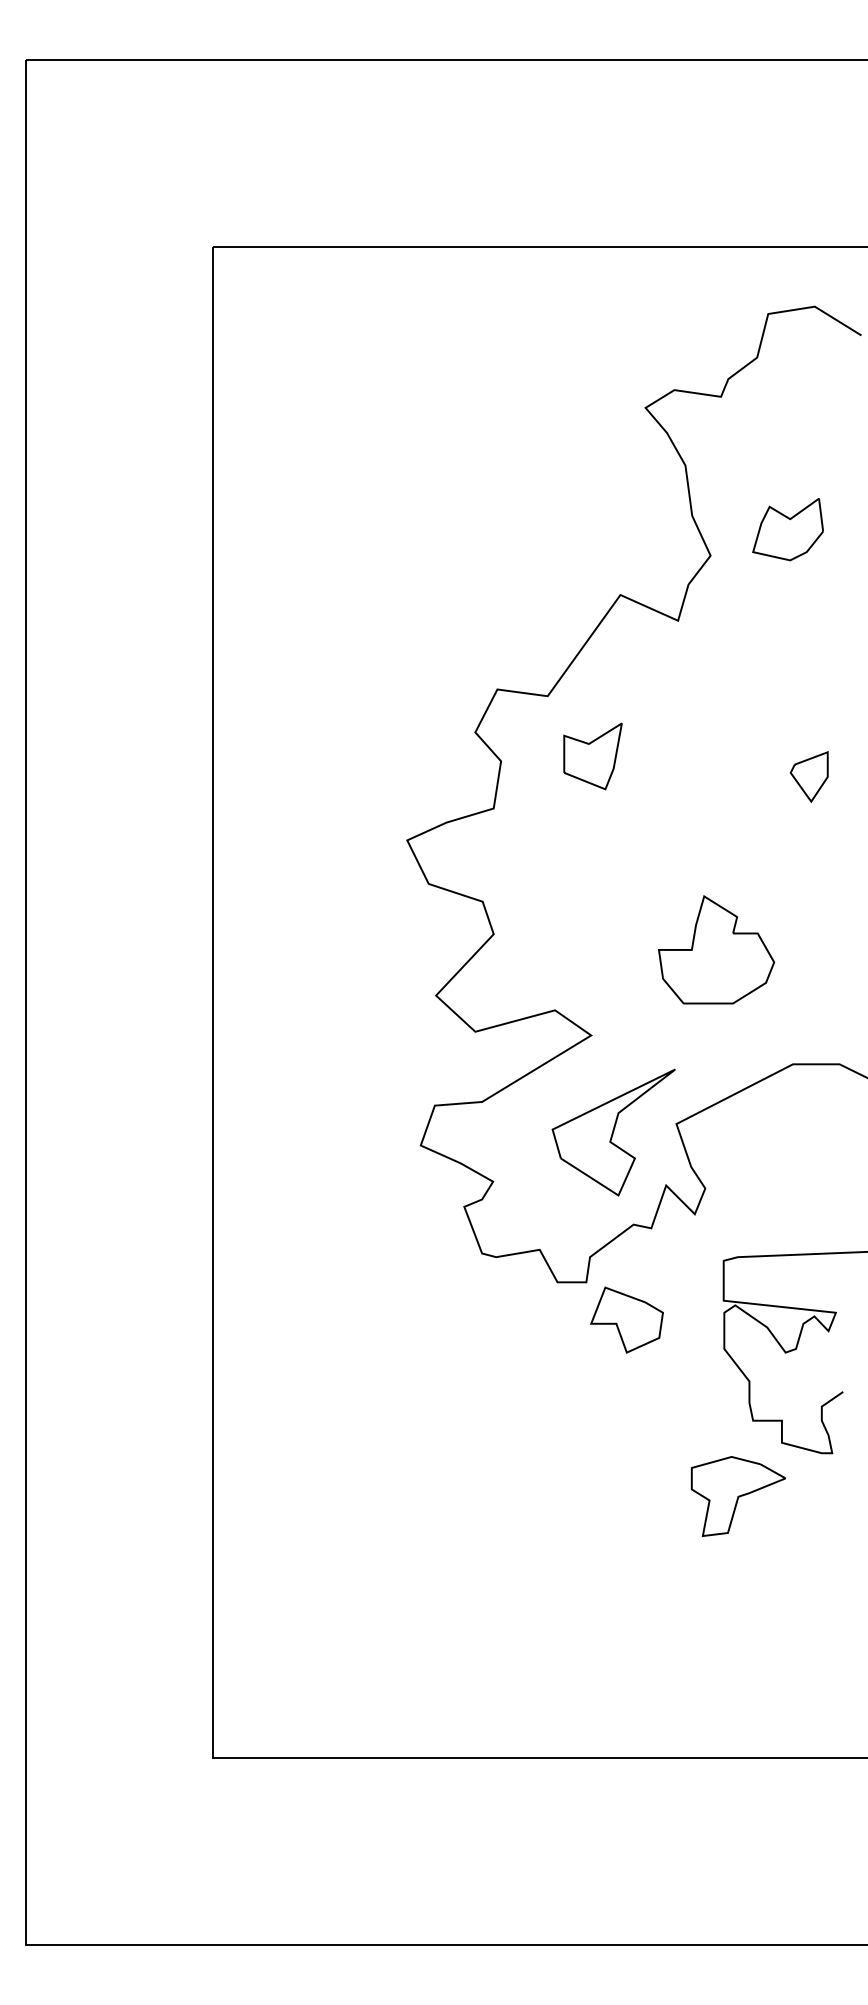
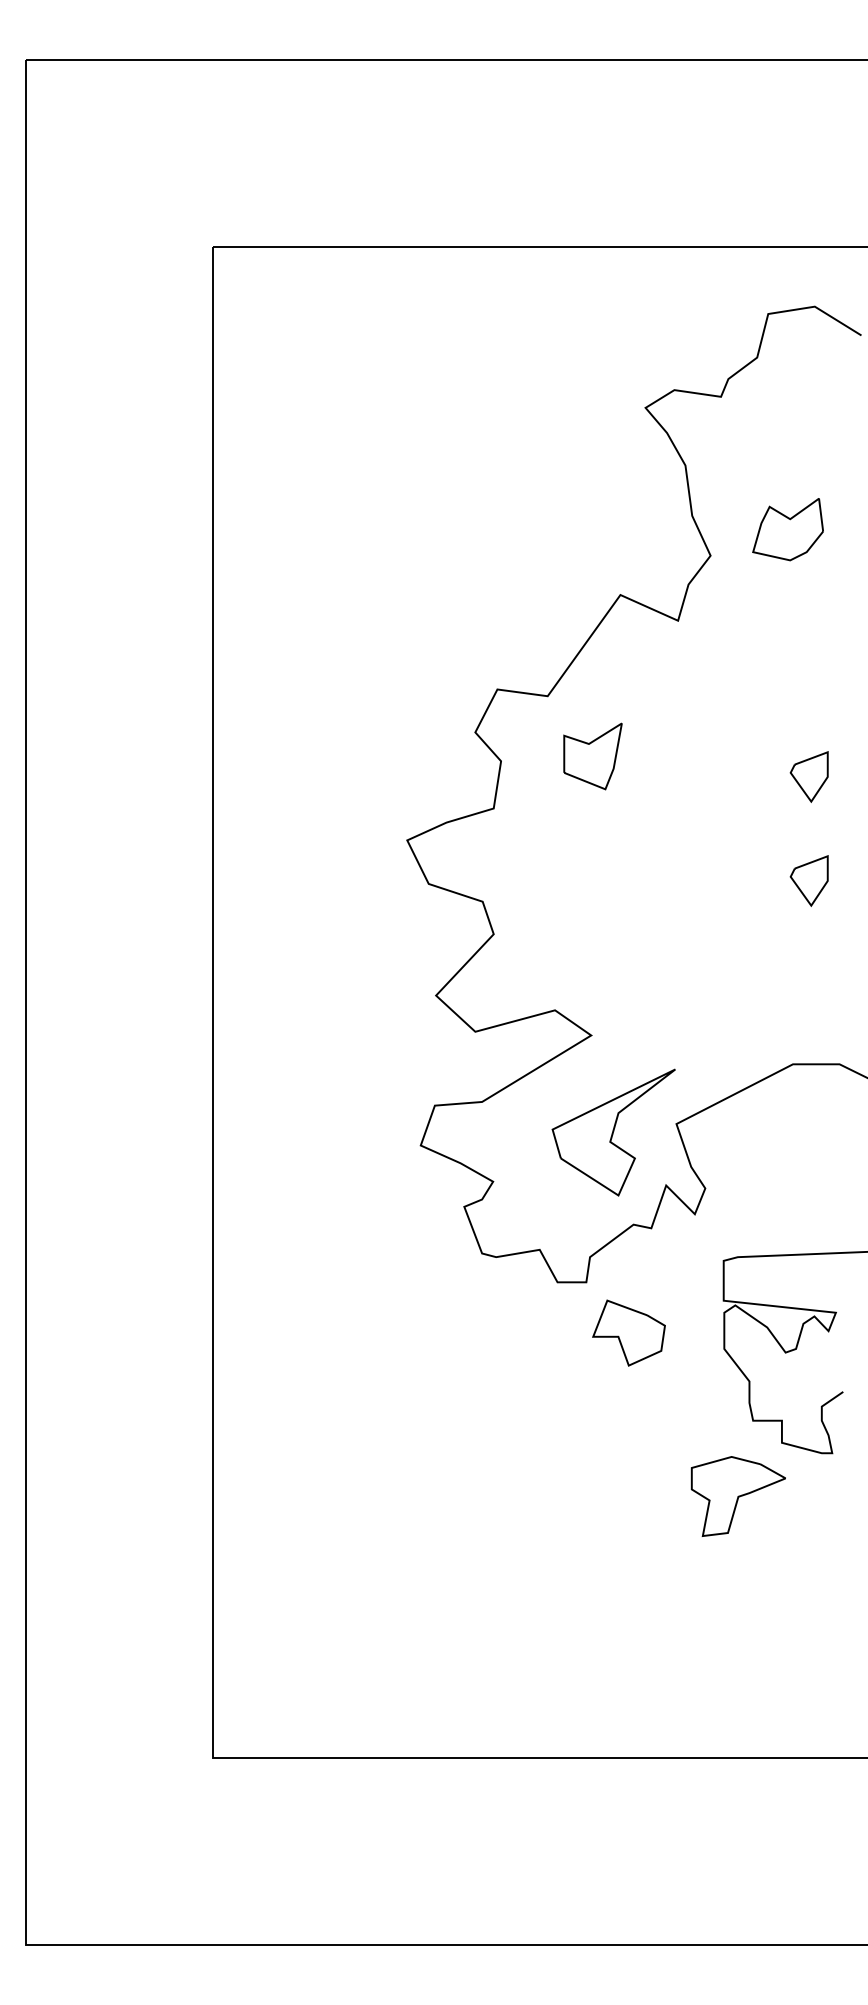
part: none -> present (808, 880)
part: present -> none (716, 949)
part position: (626, 1319) -> (628, 1332) (628, 1332)
